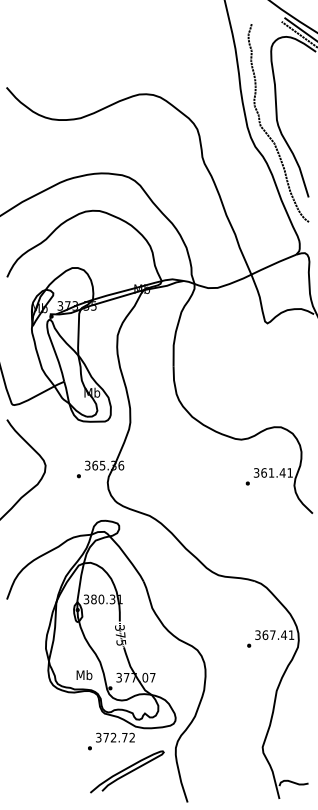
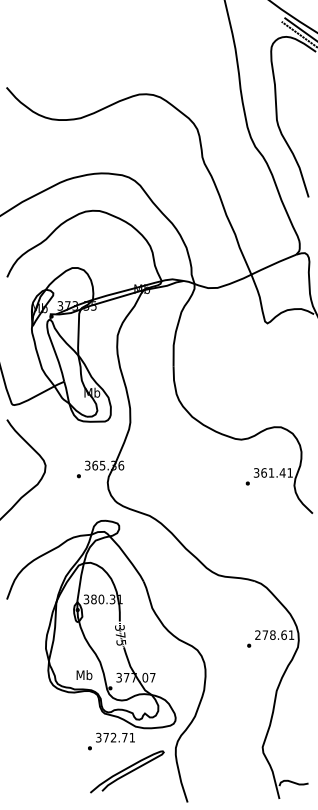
curve: present -> none (265, 130)
text: 367.41 -> 278.61 (271, 634)
text: 372.72 -> 372.71 (131, 737)
